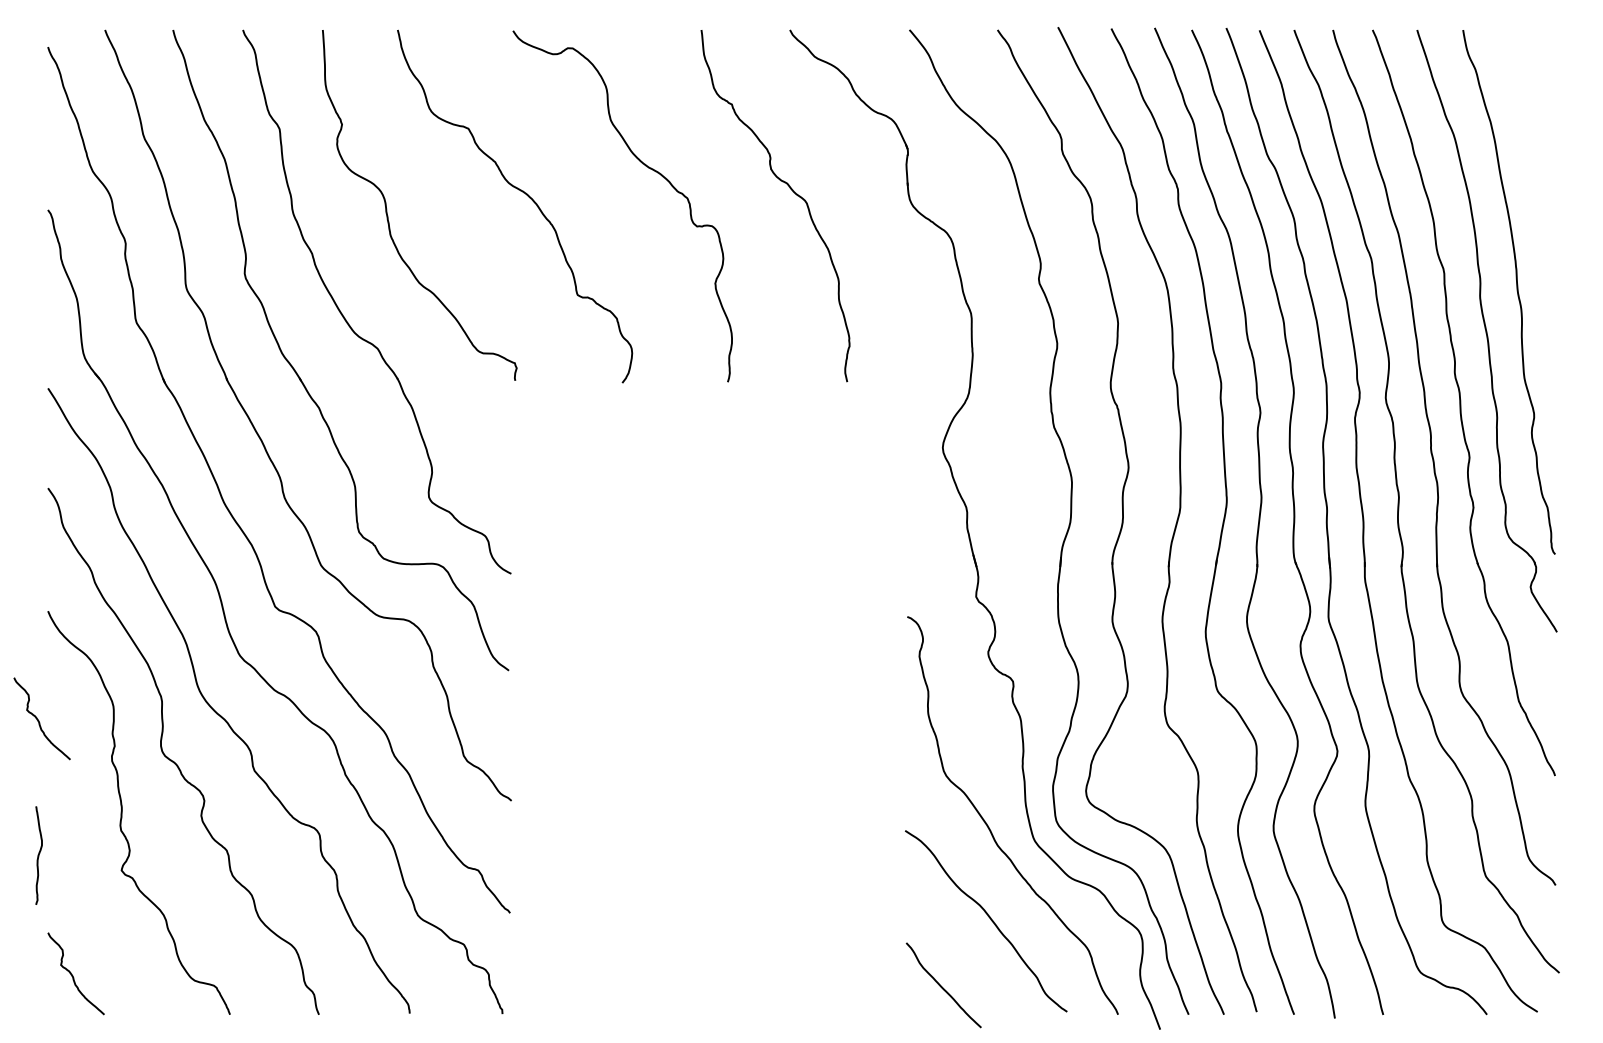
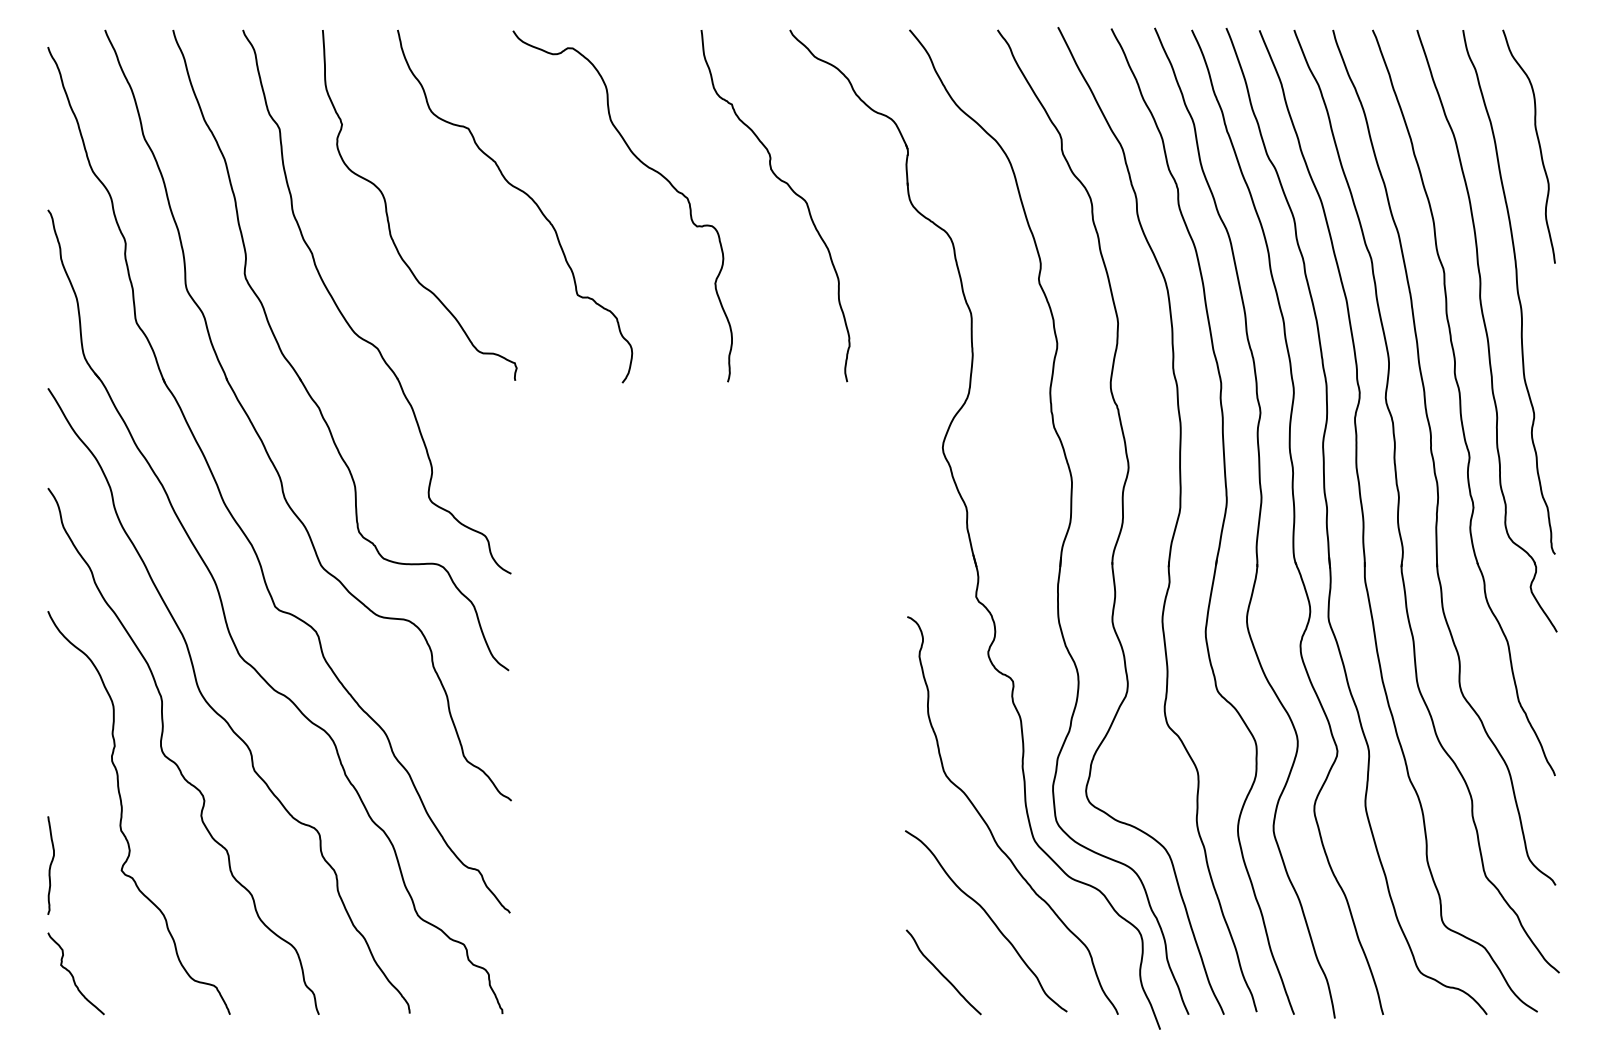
curve: none -> present (1538, 145)
curve: present -> none (39, 720)
curve position: (38, 855) -> (50, 865) (50, 865)
curve position: (942, 986) -> (942, 973) (942, 973)
